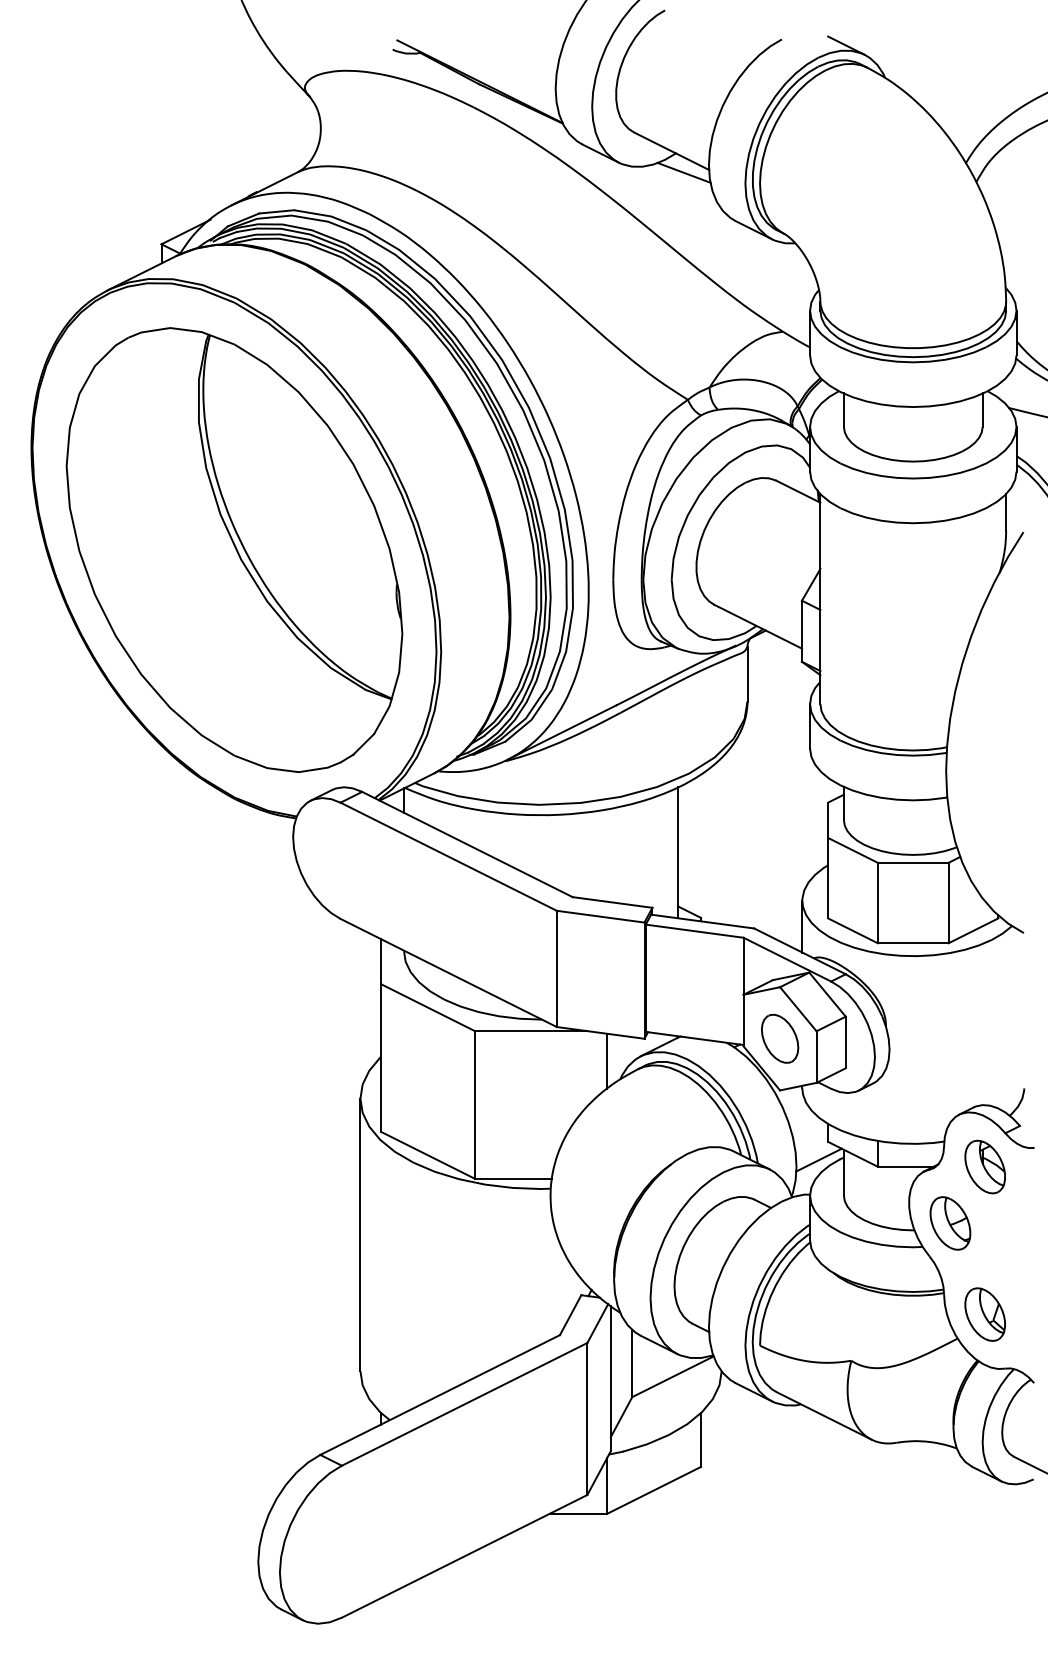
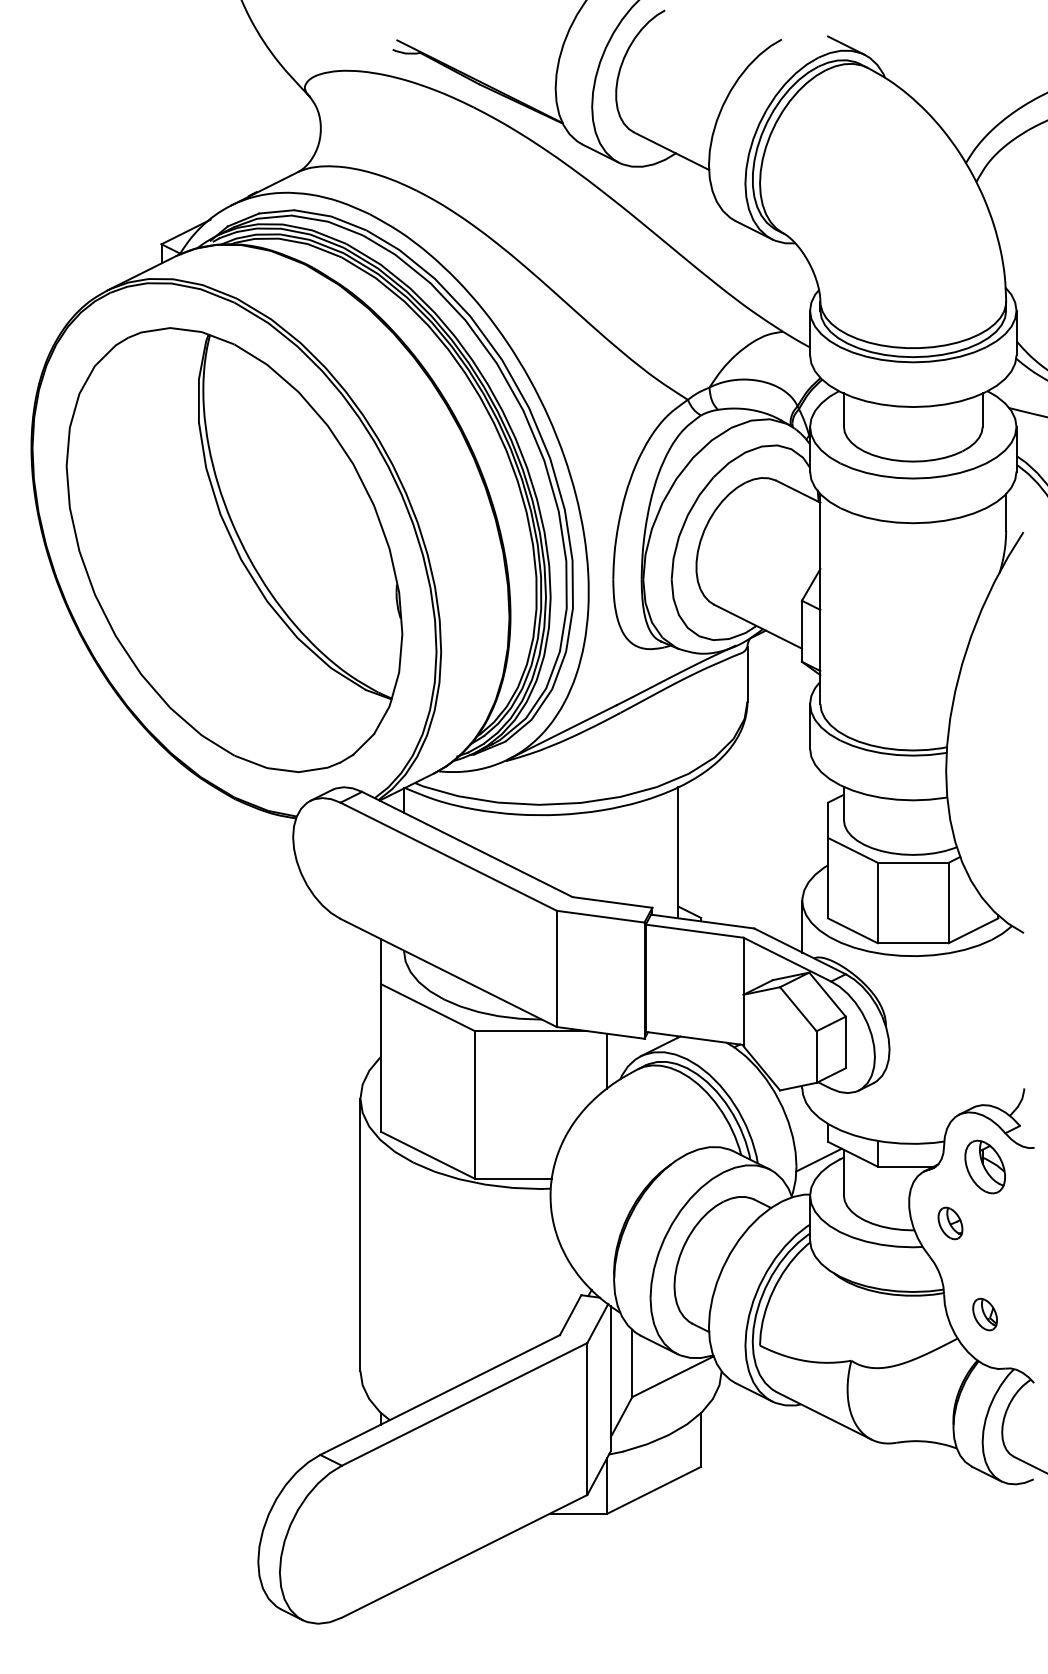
line: present -> none (683, 172)
part: present -> none (780, 1038)
part size: 43x55 px -> 27x35 px (950, 1223)
part size: 42x55 px -> 26x35 px (984, 1314)
